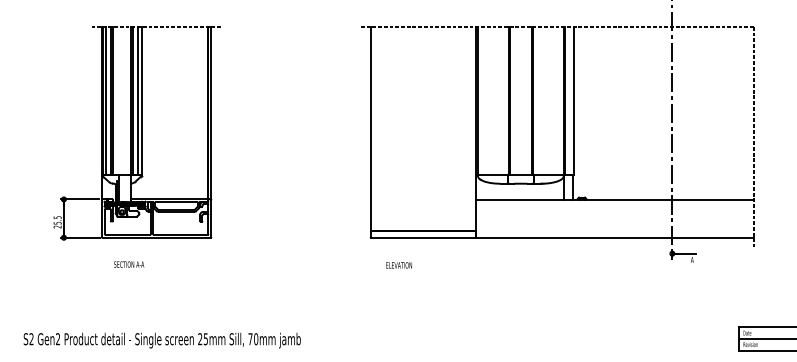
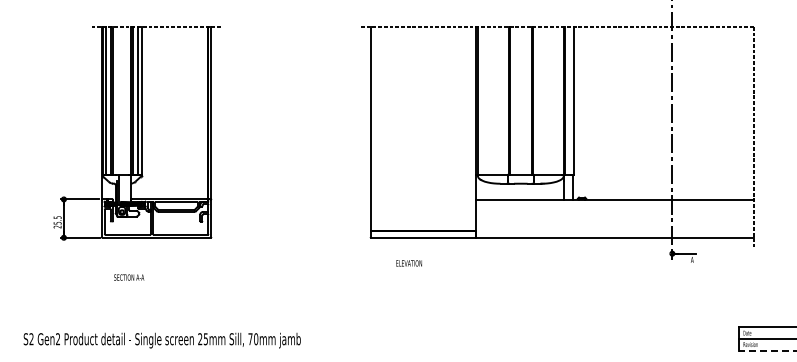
text position: (129, 264) -> (129, 277) (129, 277)
text position: (398, 265) -> (408, 263) (408, 263)
line: solid -> dashed (767, 351)
